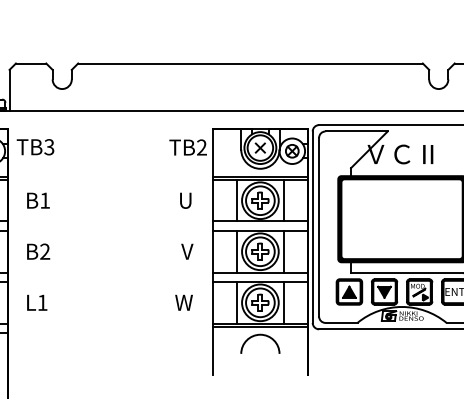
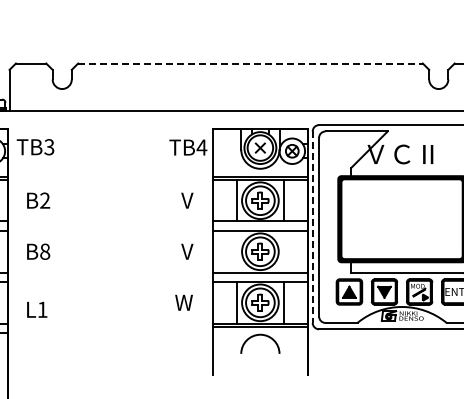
line: solid -> dashed (251, 63)
text: TB2 -> TB4 (201, 147)
text: B1 -> B2 (45, 200)
text: U -> V (186, 200)
line: solid -> dashed (312, 227)
text: B2 -> B8 (45, 251)
line: present -> none (237, 251)
line: present -> none (283, 251)
text position: (37, 302) -> (37, 309) (37, 309)
